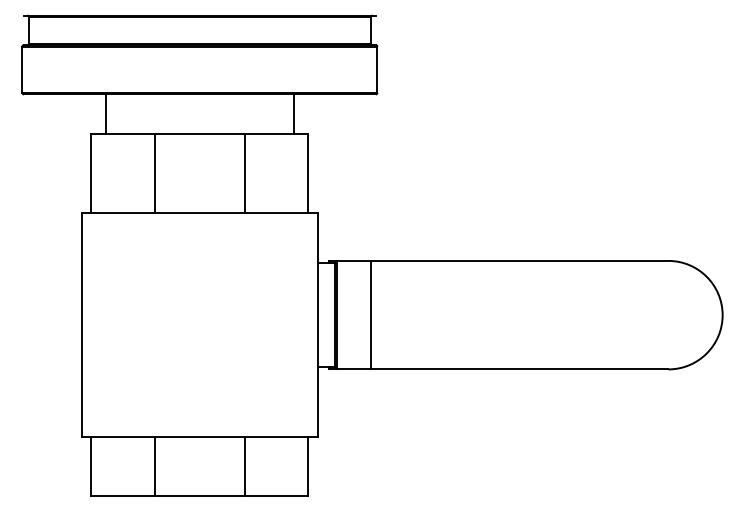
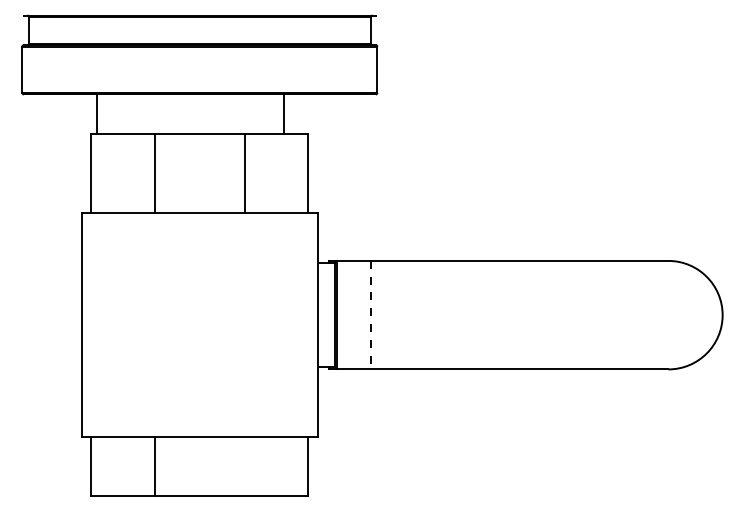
line position: (106, 113) -> (97, 113) (97, 113)
line position: (293, 113) -> (283, 113) (283, 113)
line: solid -> dashed (370, 315)
line: present -> none (244, 466)
